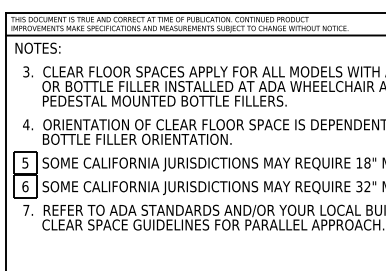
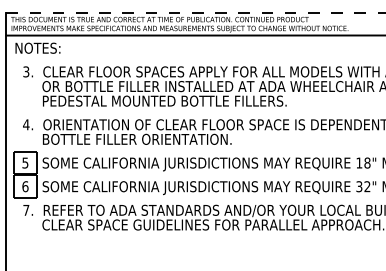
line: solid -> dashed (196, 13)
